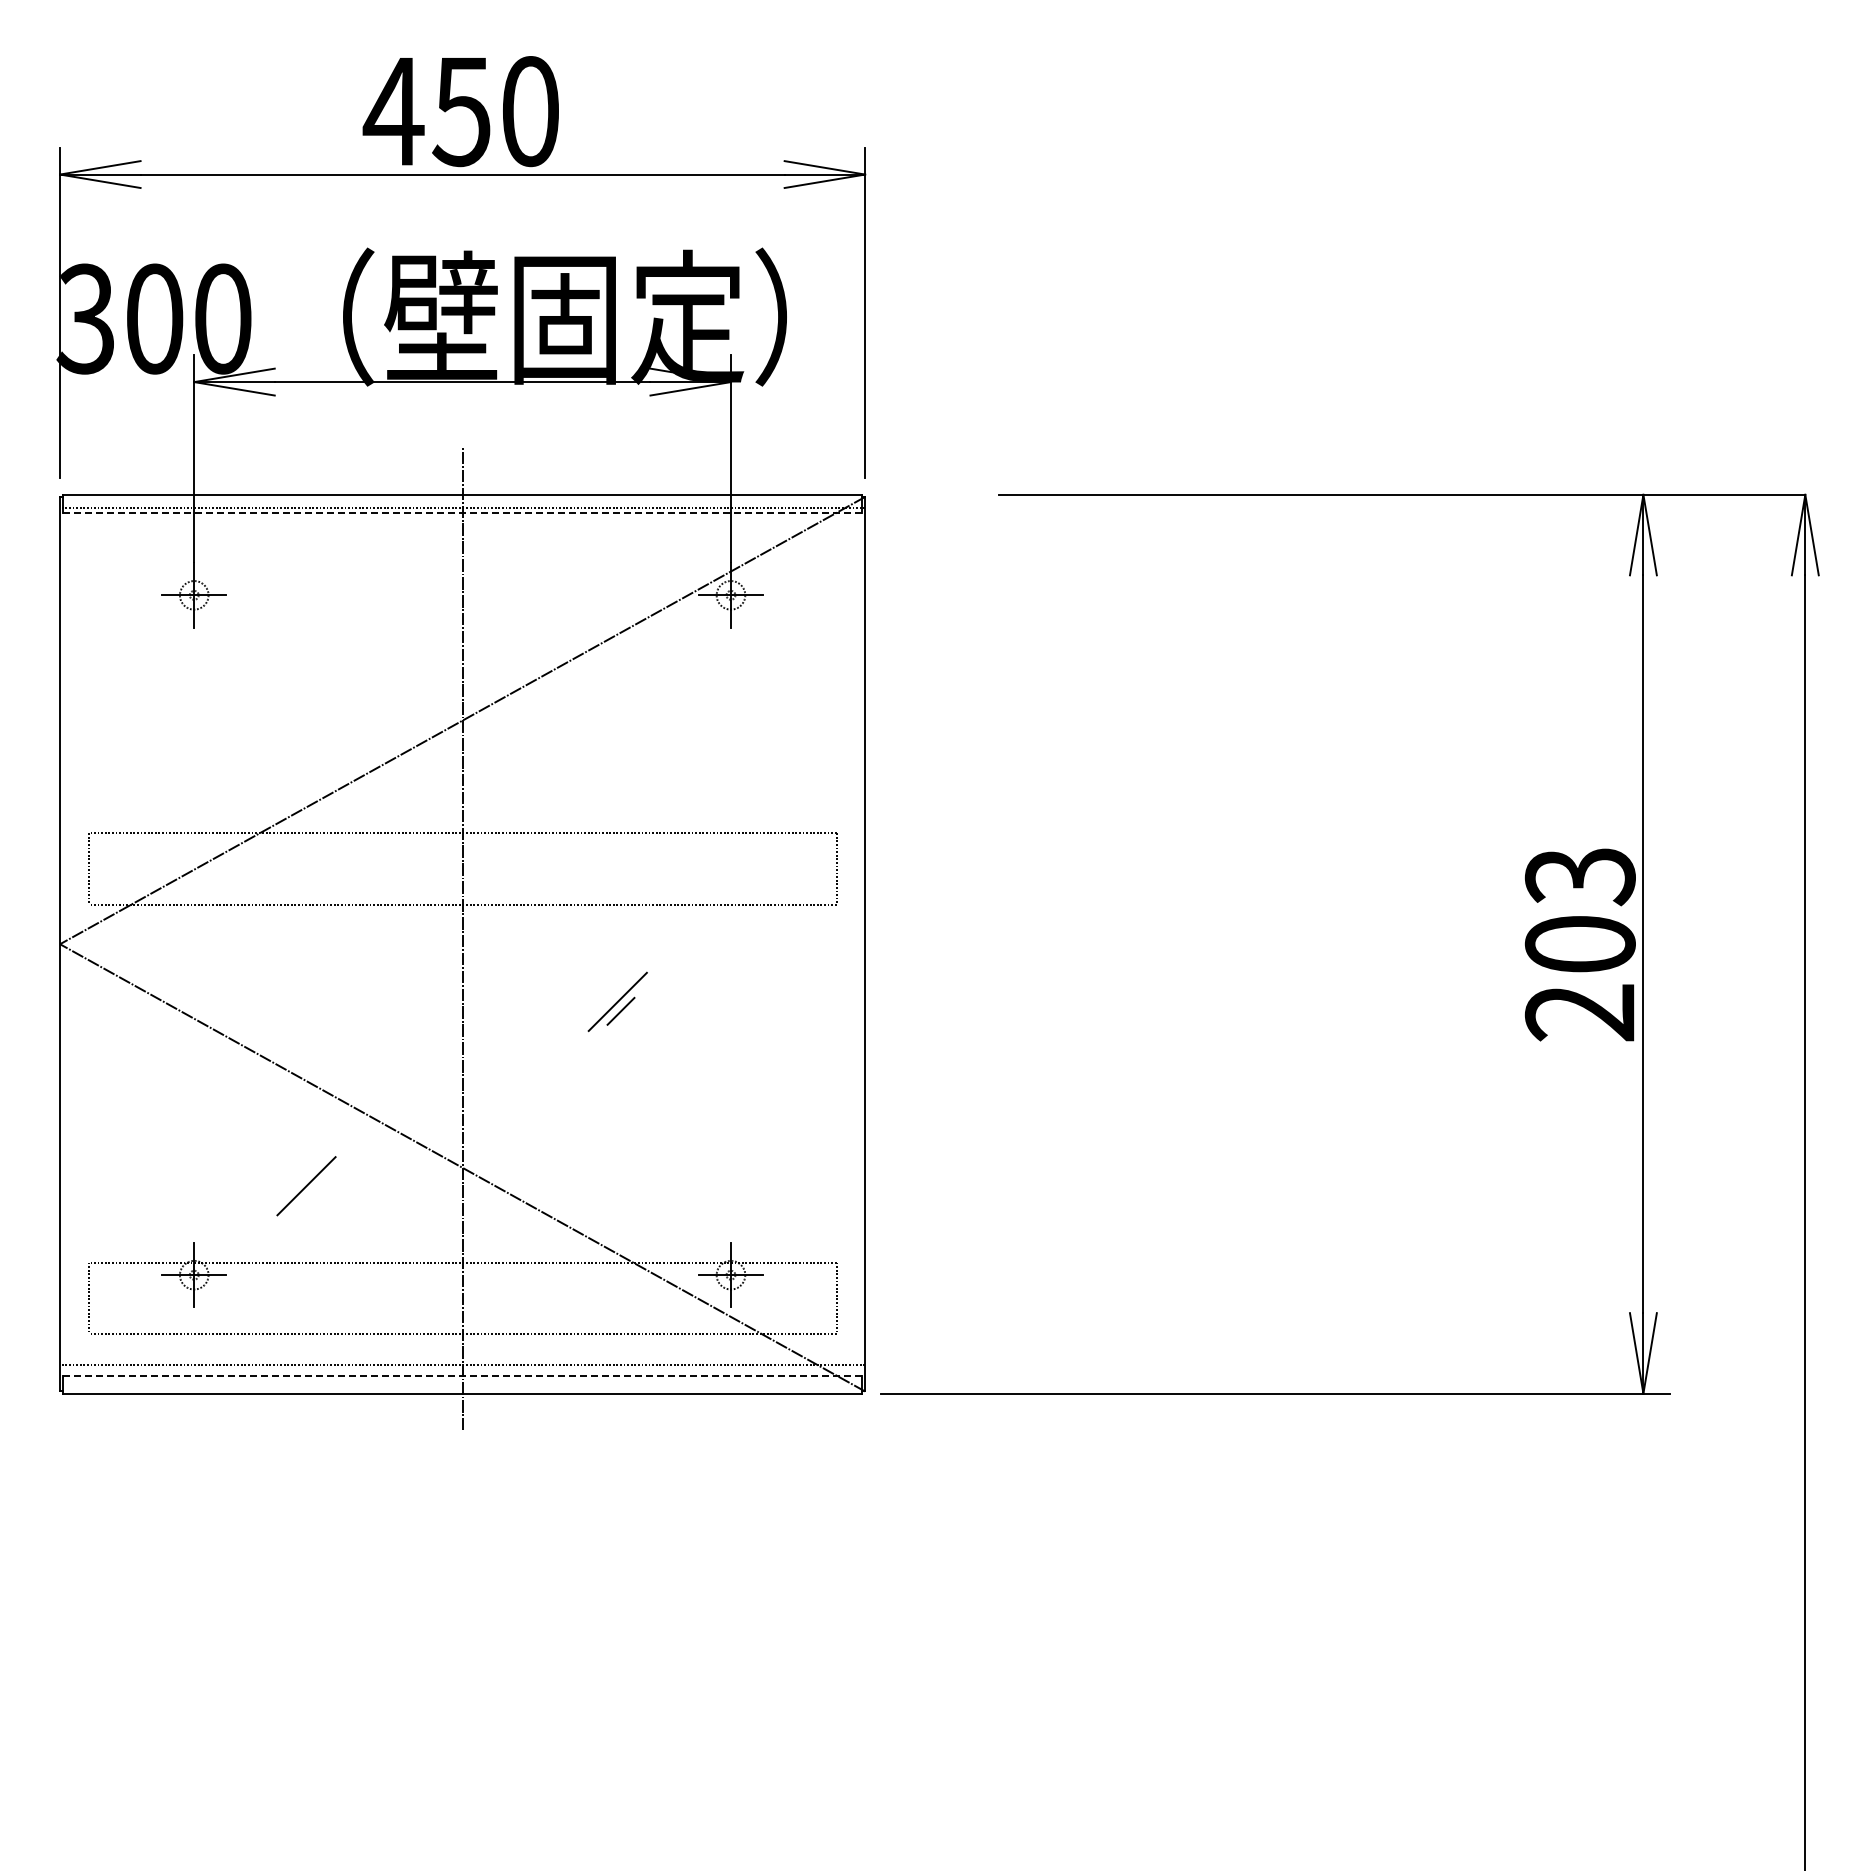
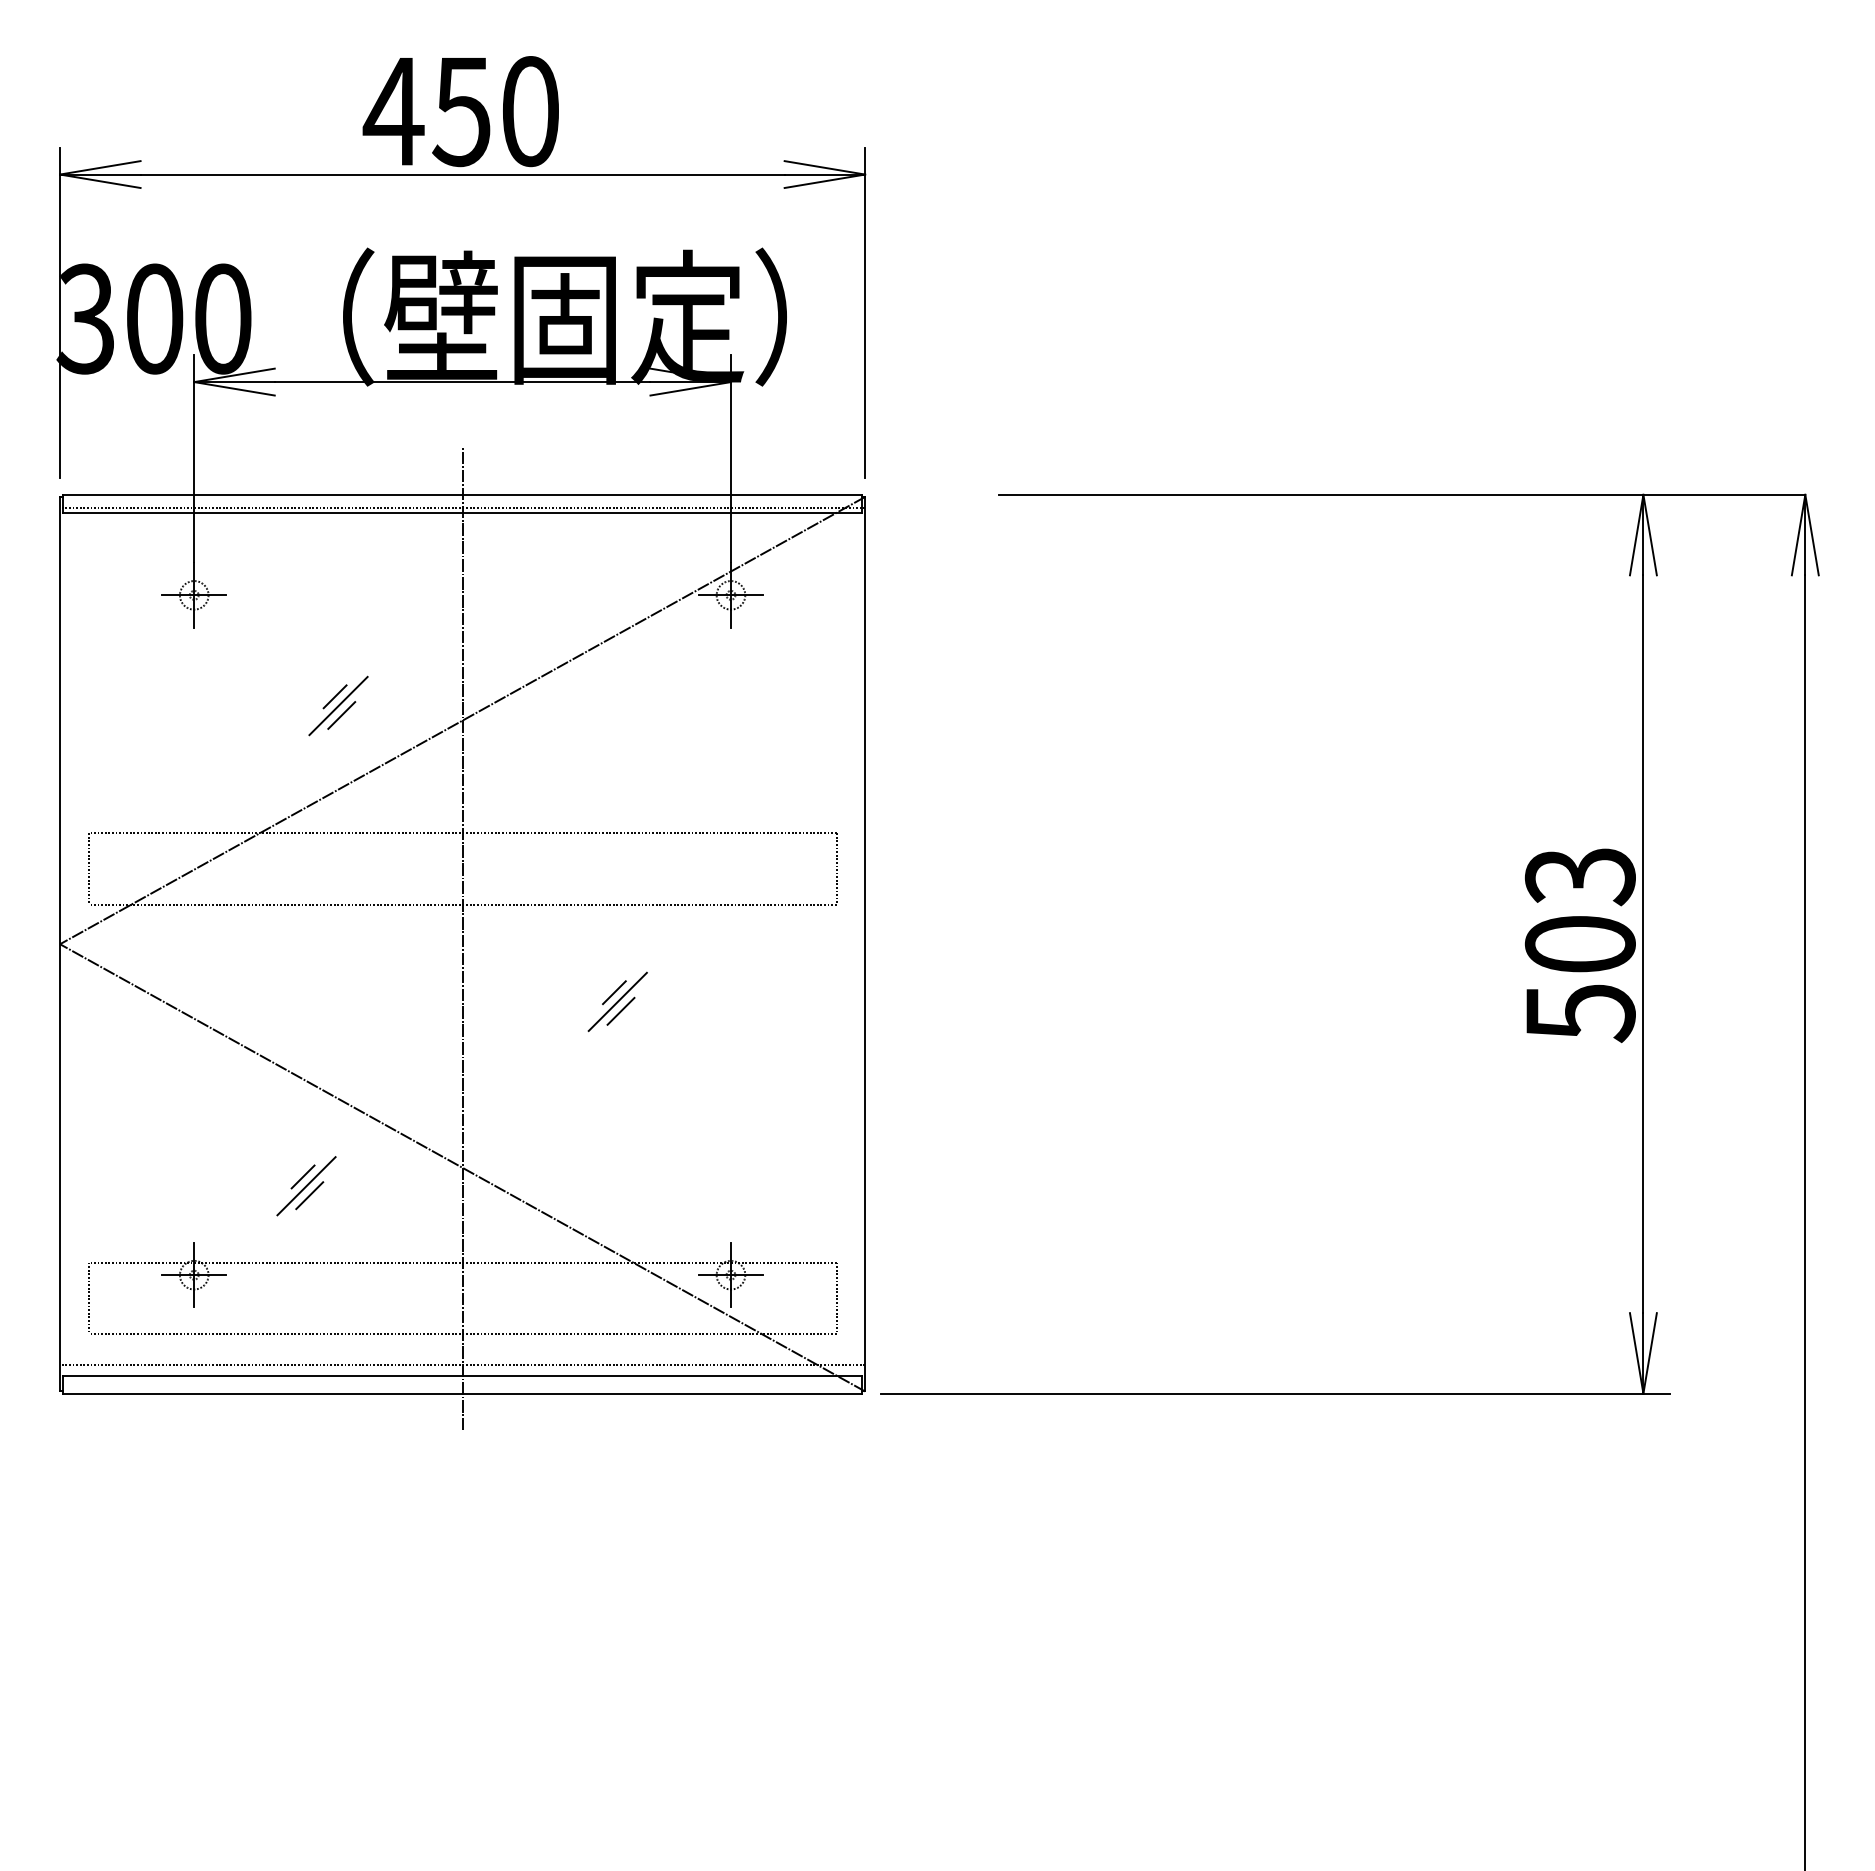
line: dashed -> solid (462, 512)
part: none -> present (338, 705)
line: none -> present (614, 992)
text: 203 -> 503 (1579, 1013)
line: none -> present (302, 1176)
line: none -> present (309, 1195)
line: dashed -> solid (462, 1375)
